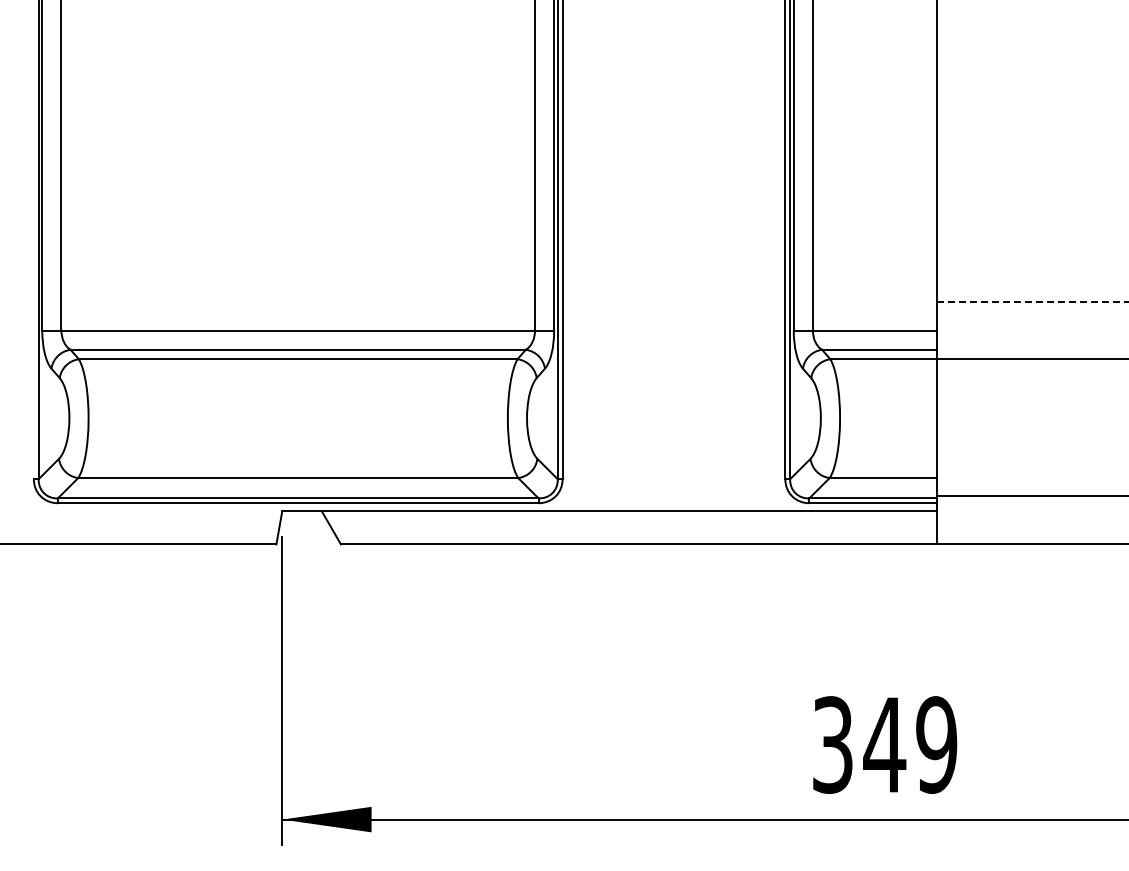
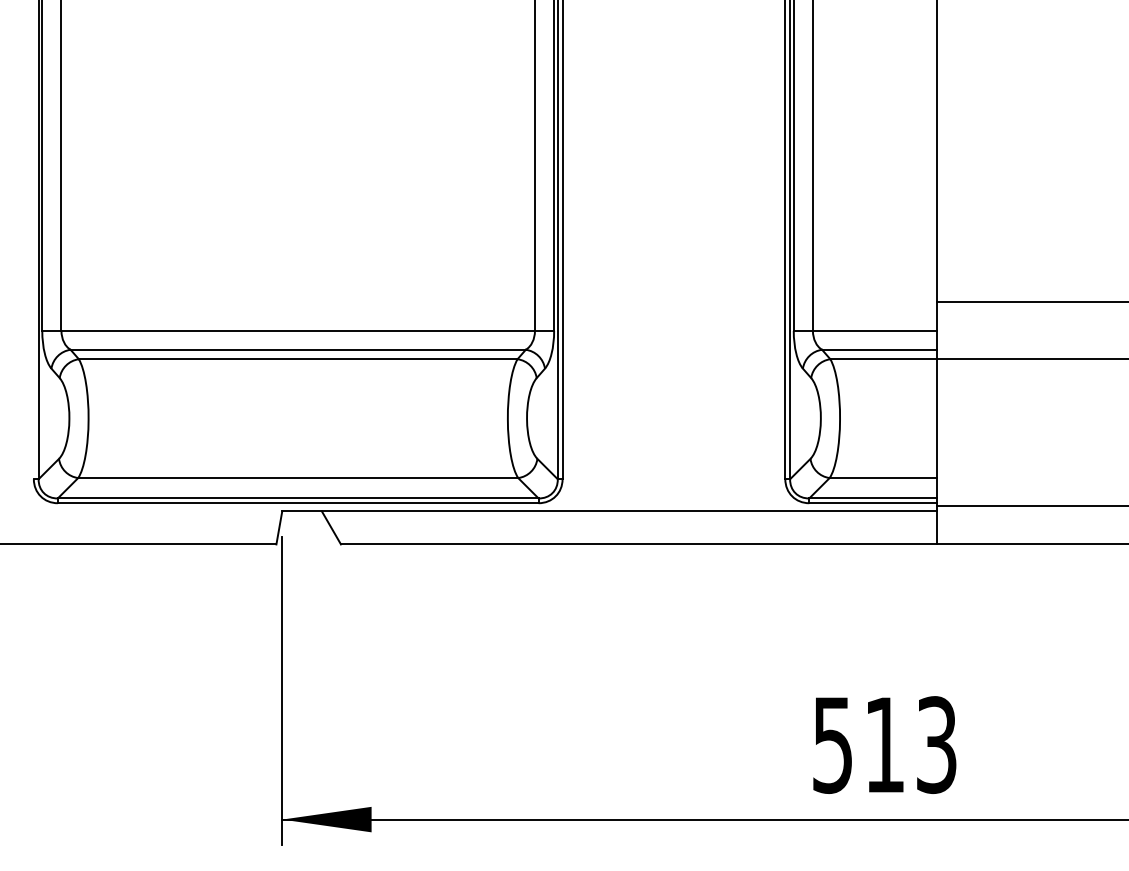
line: dashed -> solid (1032, 302)
line position: (1030, 496) -> (1030, 506) (1030, 506)
text: 349 -> 513 (885, 744)
